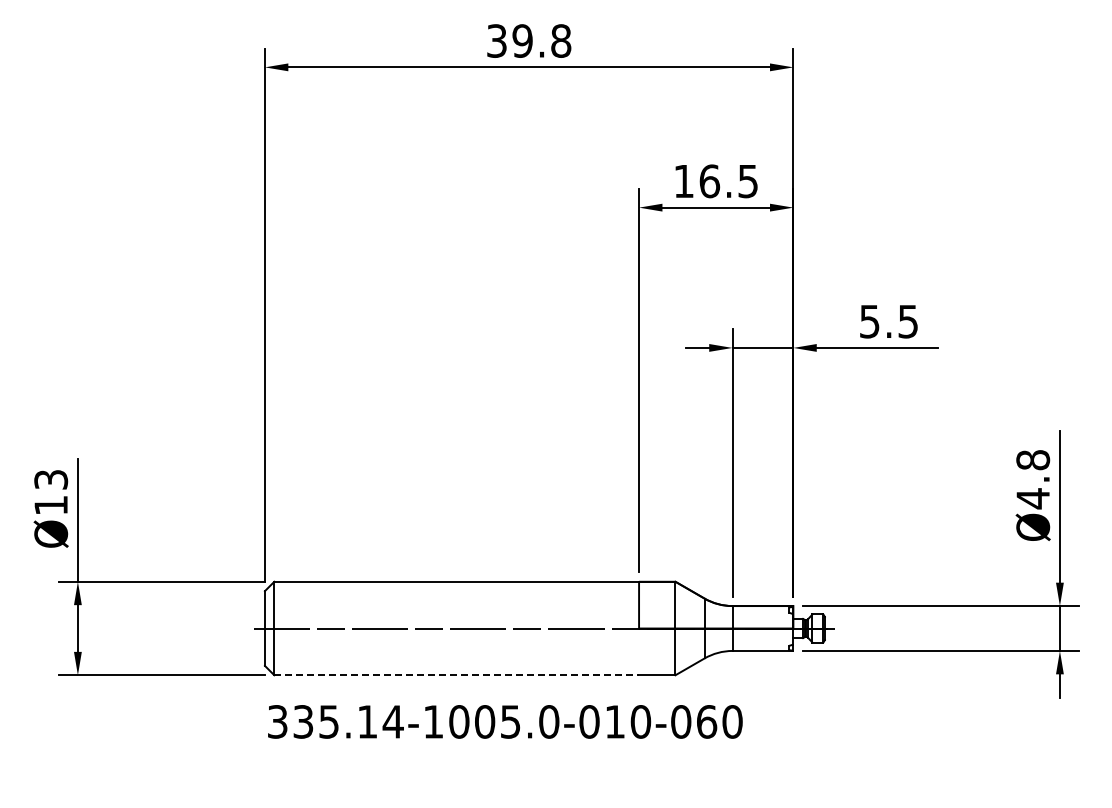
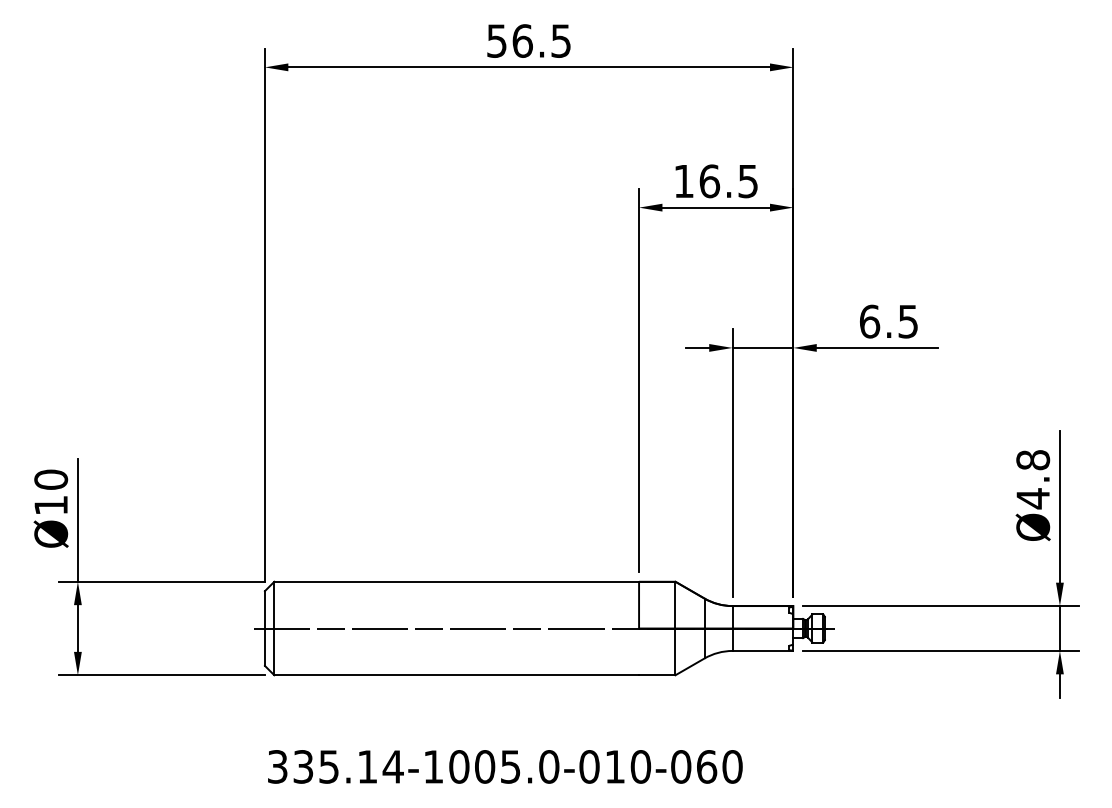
text: 39.8 -> 56.5 (529, 40)
text: 5.5 -> 6.5 (869, 321)
text: Ø13 -> Ø10 (51, 479)
line: dashed -> solid (457, 675)
text position: (505, 721) -> (505, 766) (505, 766)
